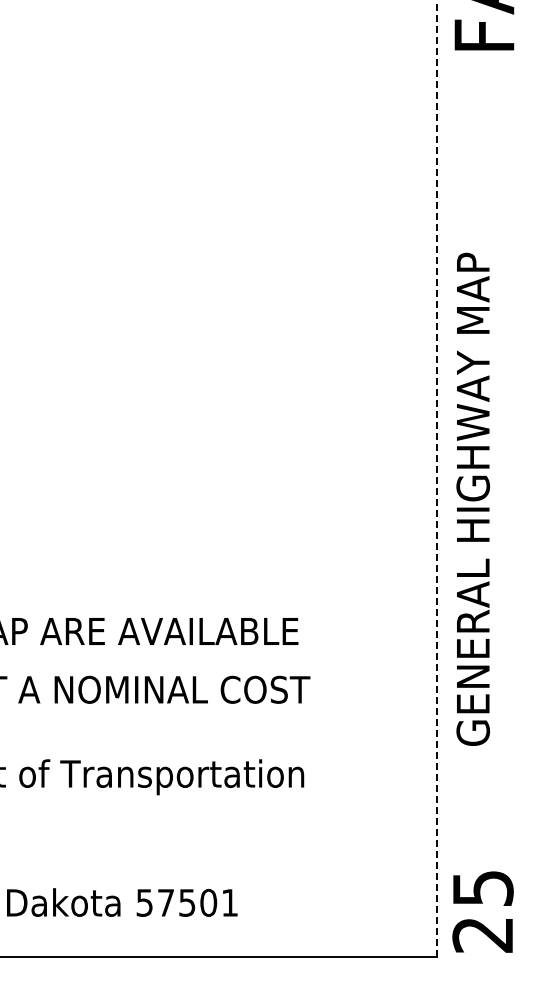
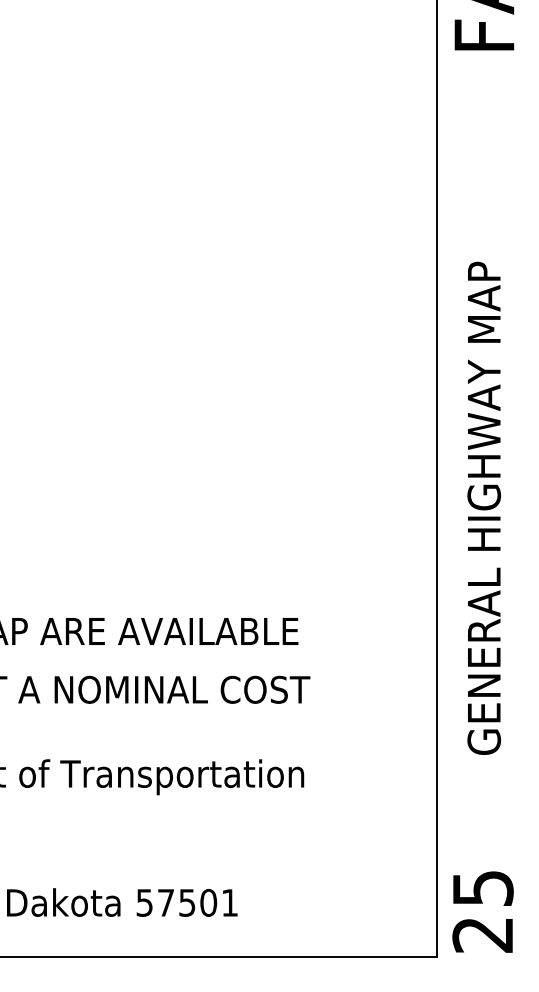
line: dashed -> solid (436, 479)
text position: (473, 498) -> (484, 507) (484, 507)
